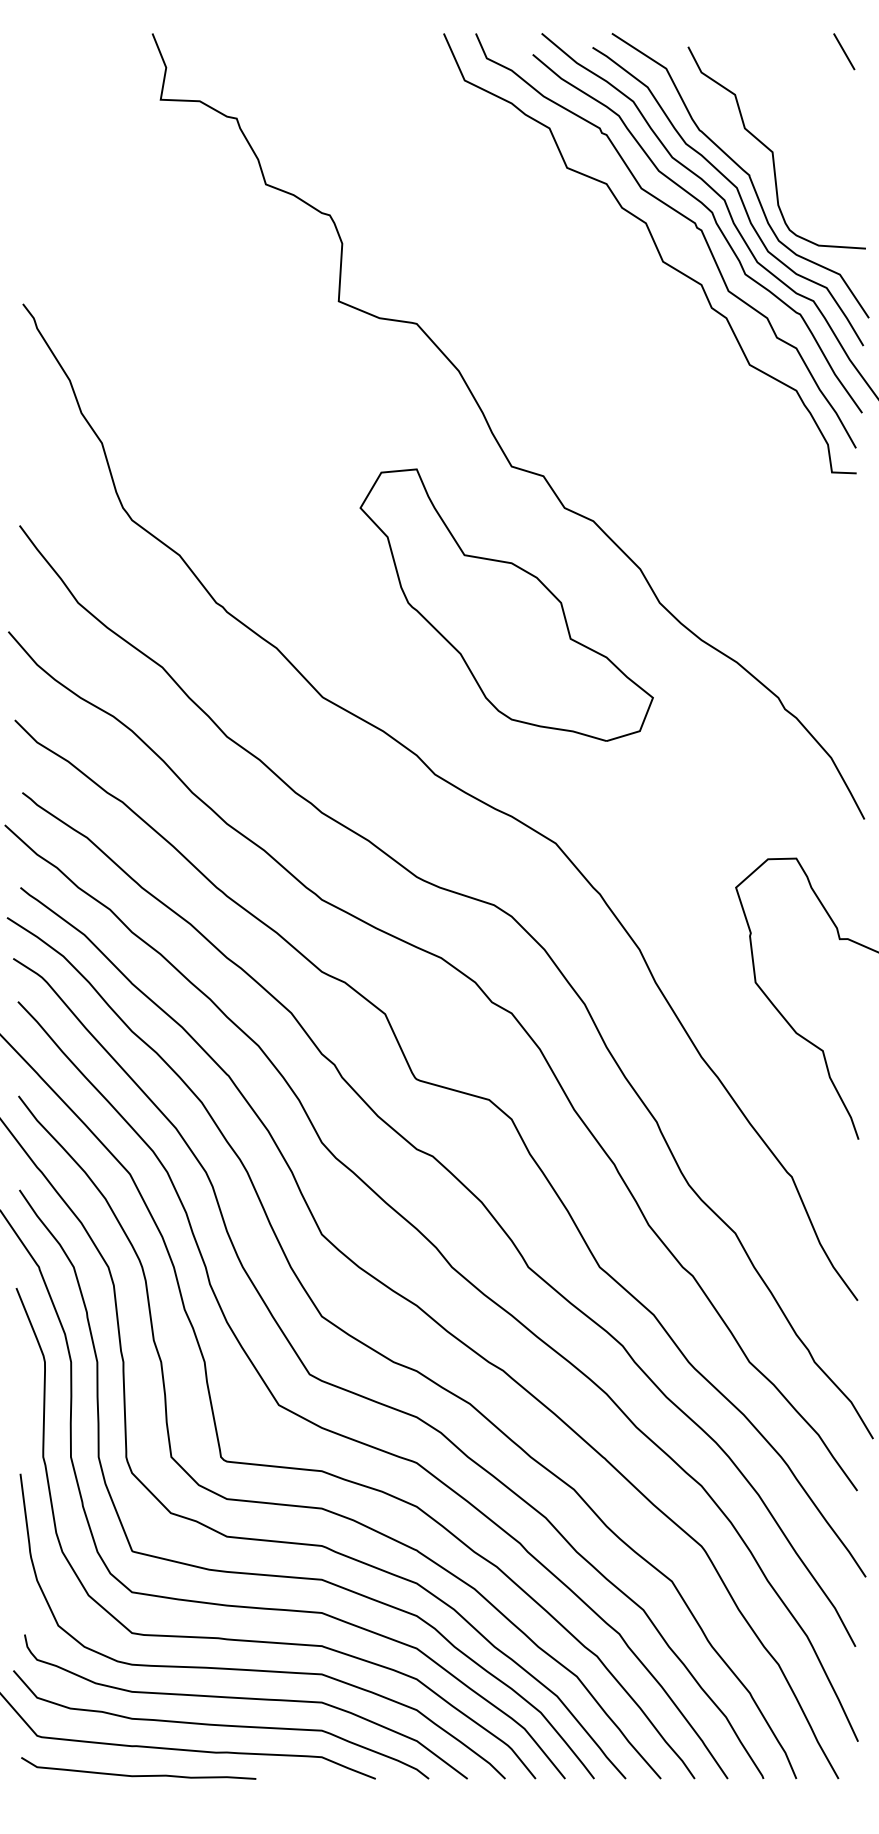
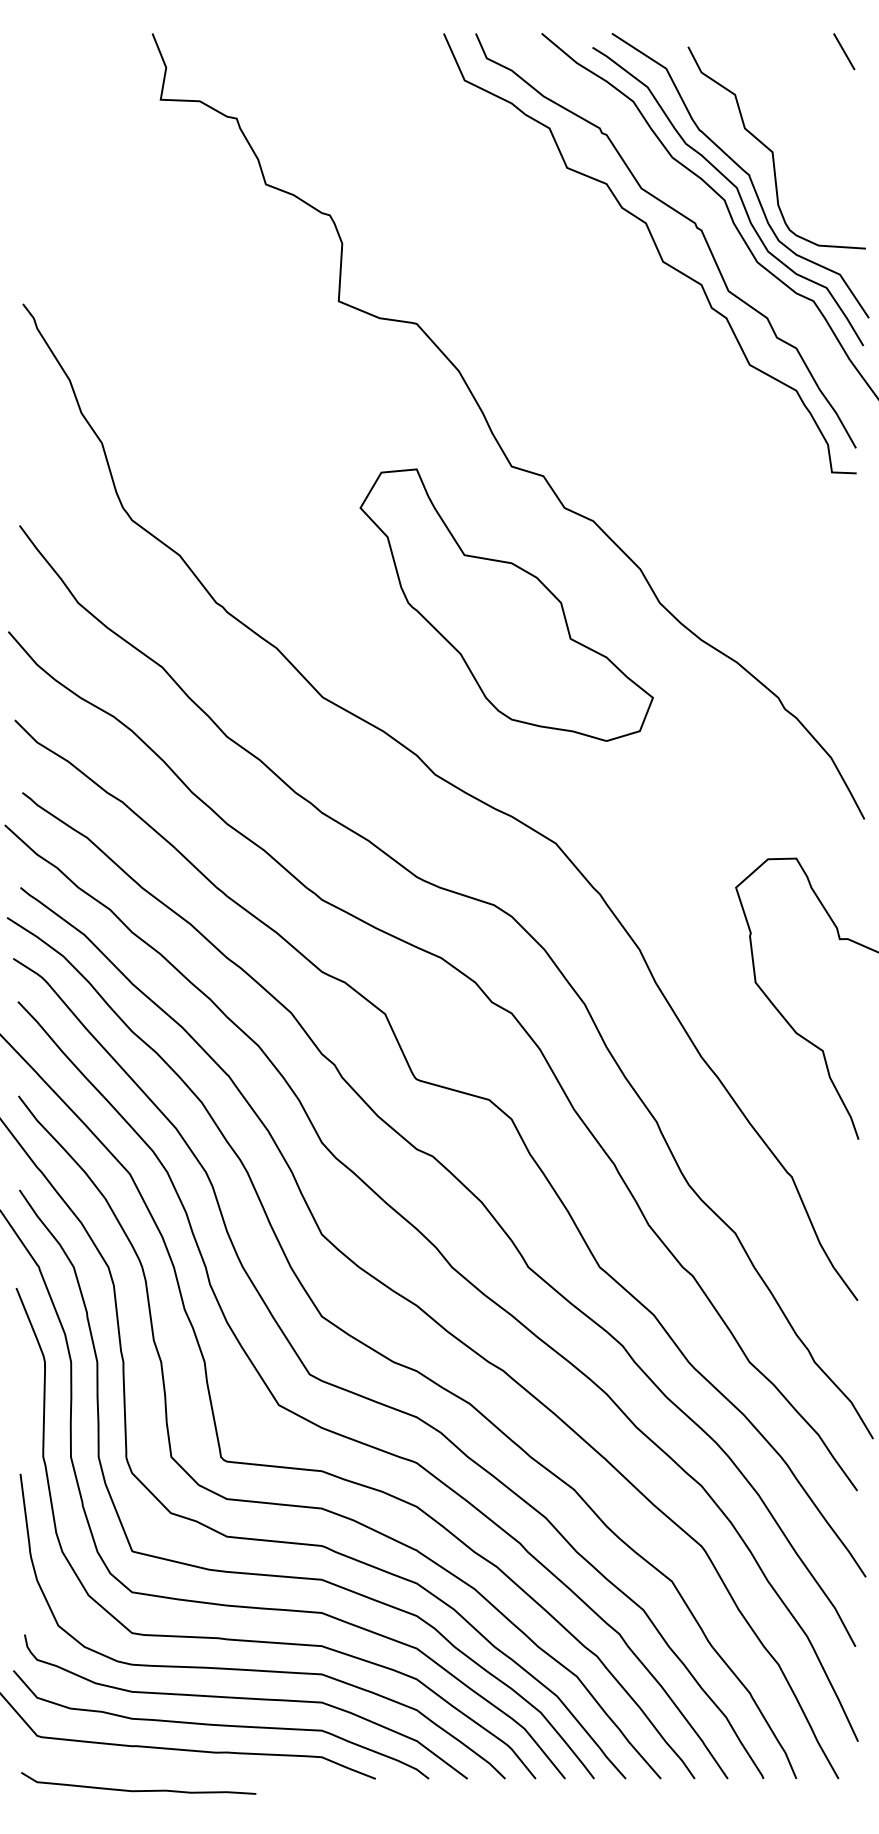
curve: present -> none (715, 223)
curve position: (138, 1775) -> (138, 1790) (138, 1790)
